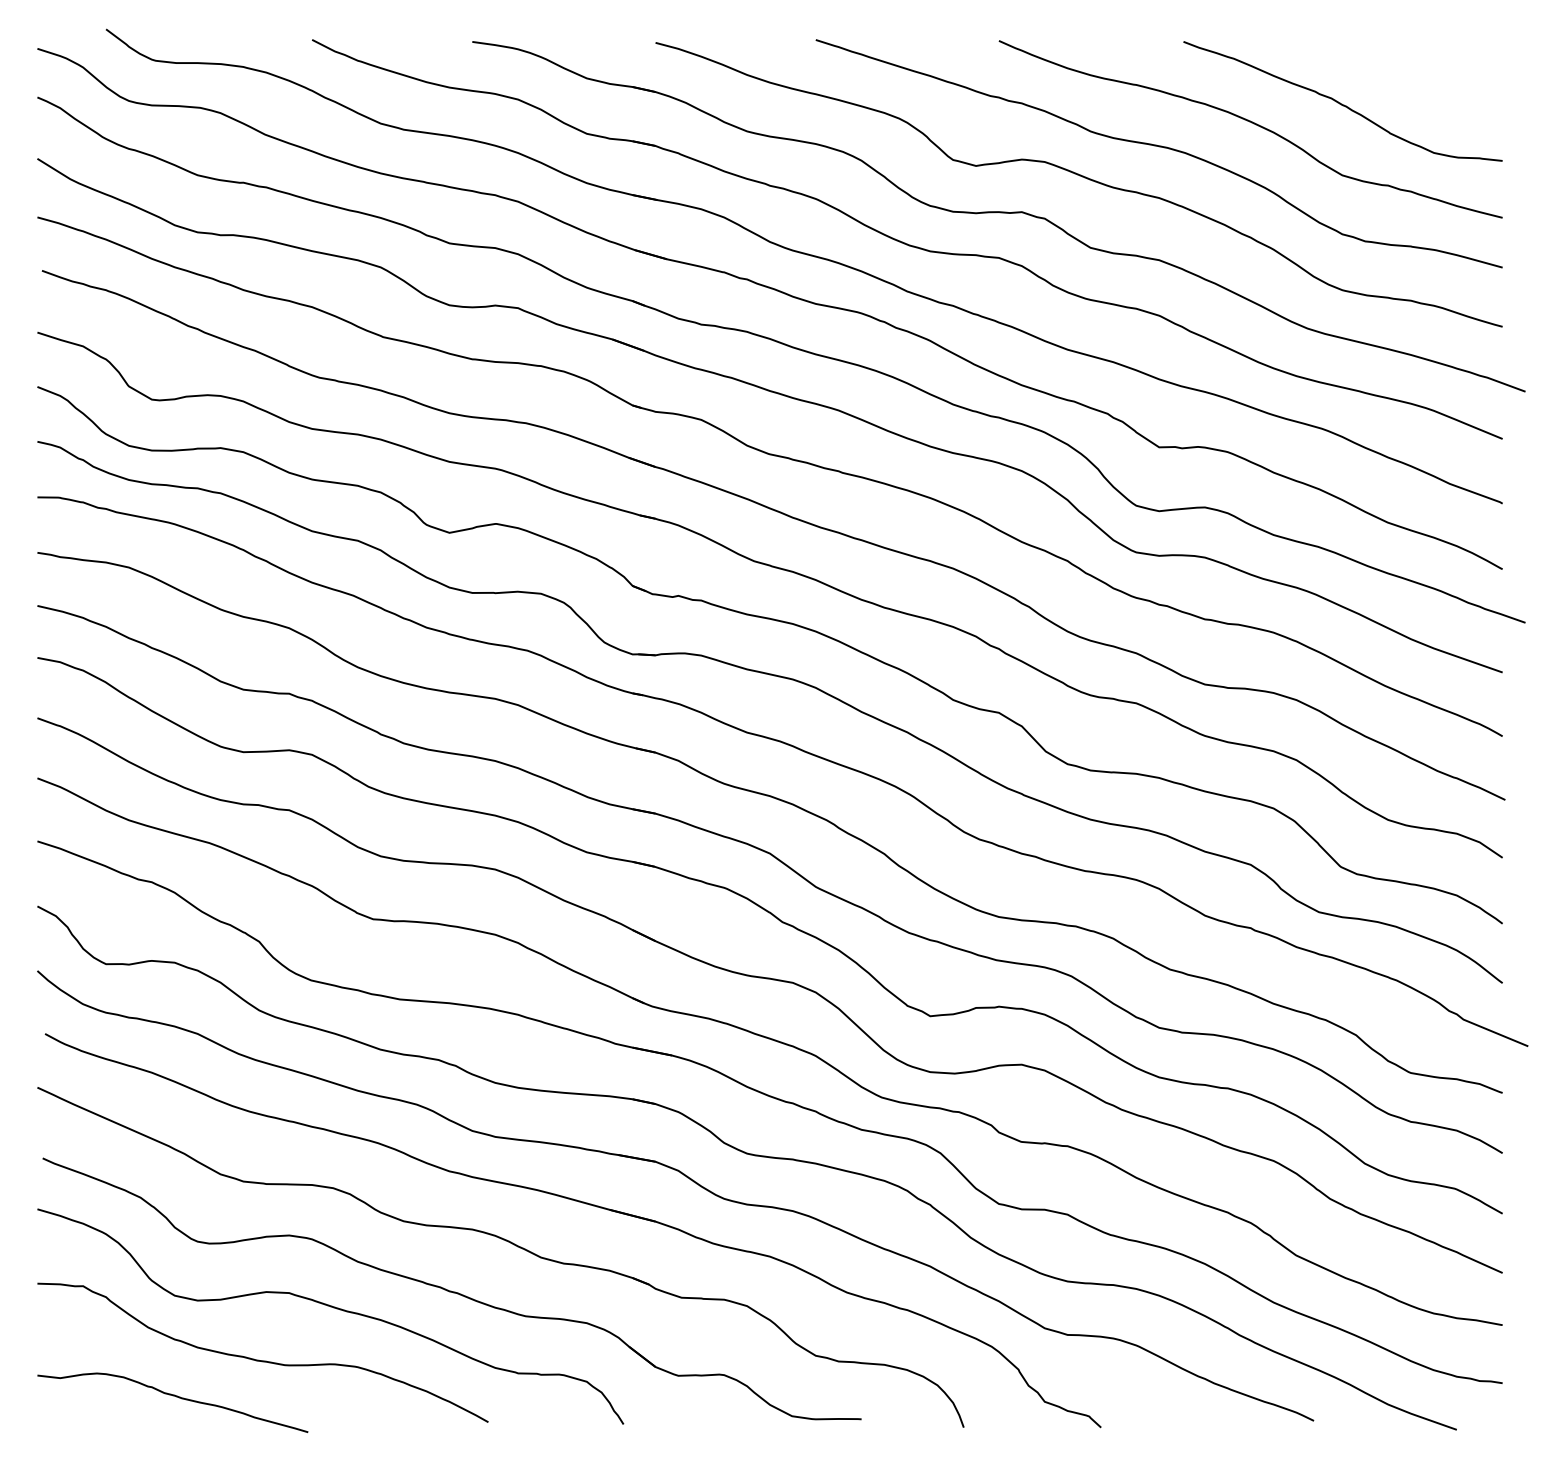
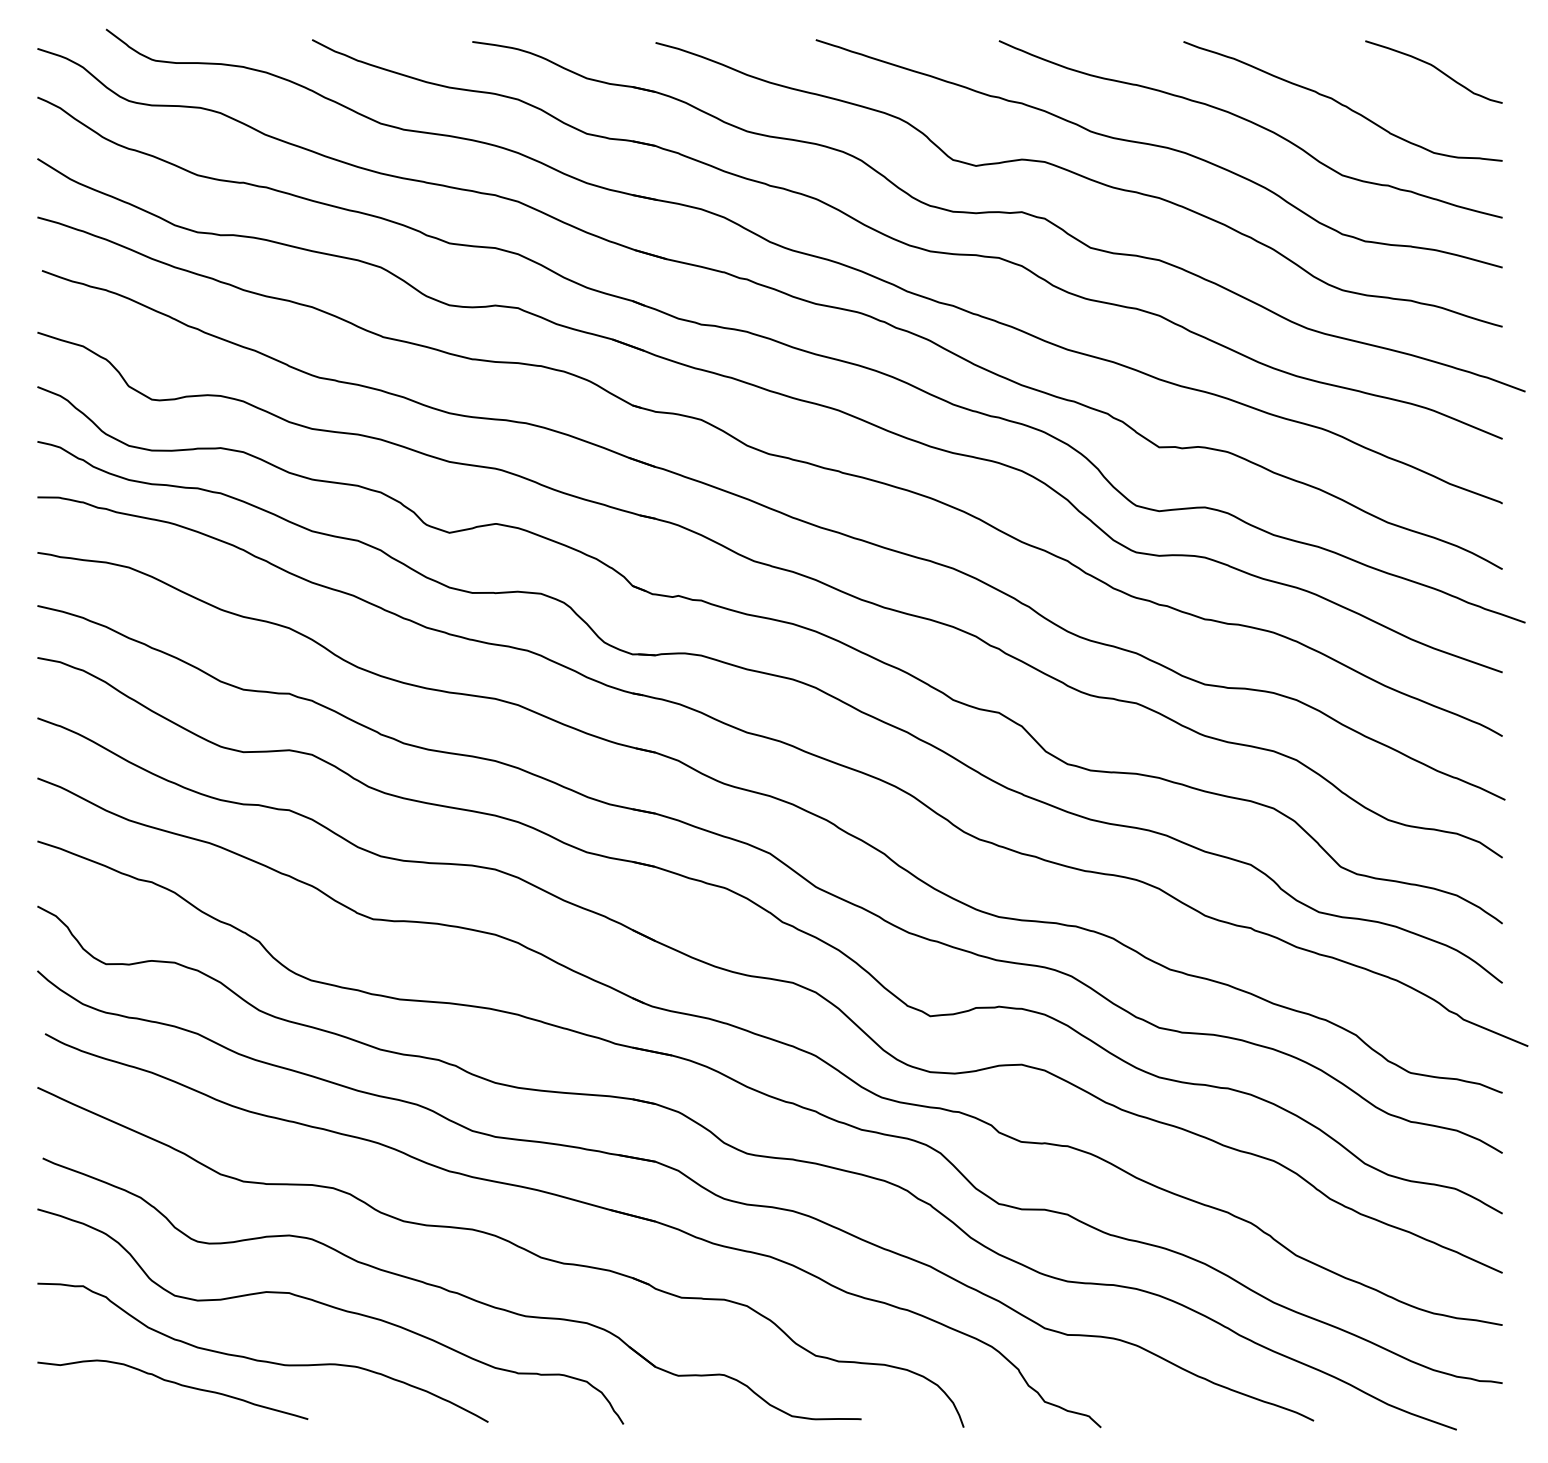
curve: none -> present (1435, 68)
curve position: (173, 1396) -> (173, 1383) (173, 1383)
